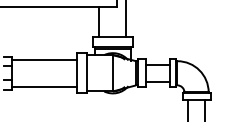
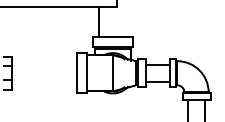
line: present -> none (126, 19)
line: present -> none (44, 59)
line: present -> none (44, 86)
